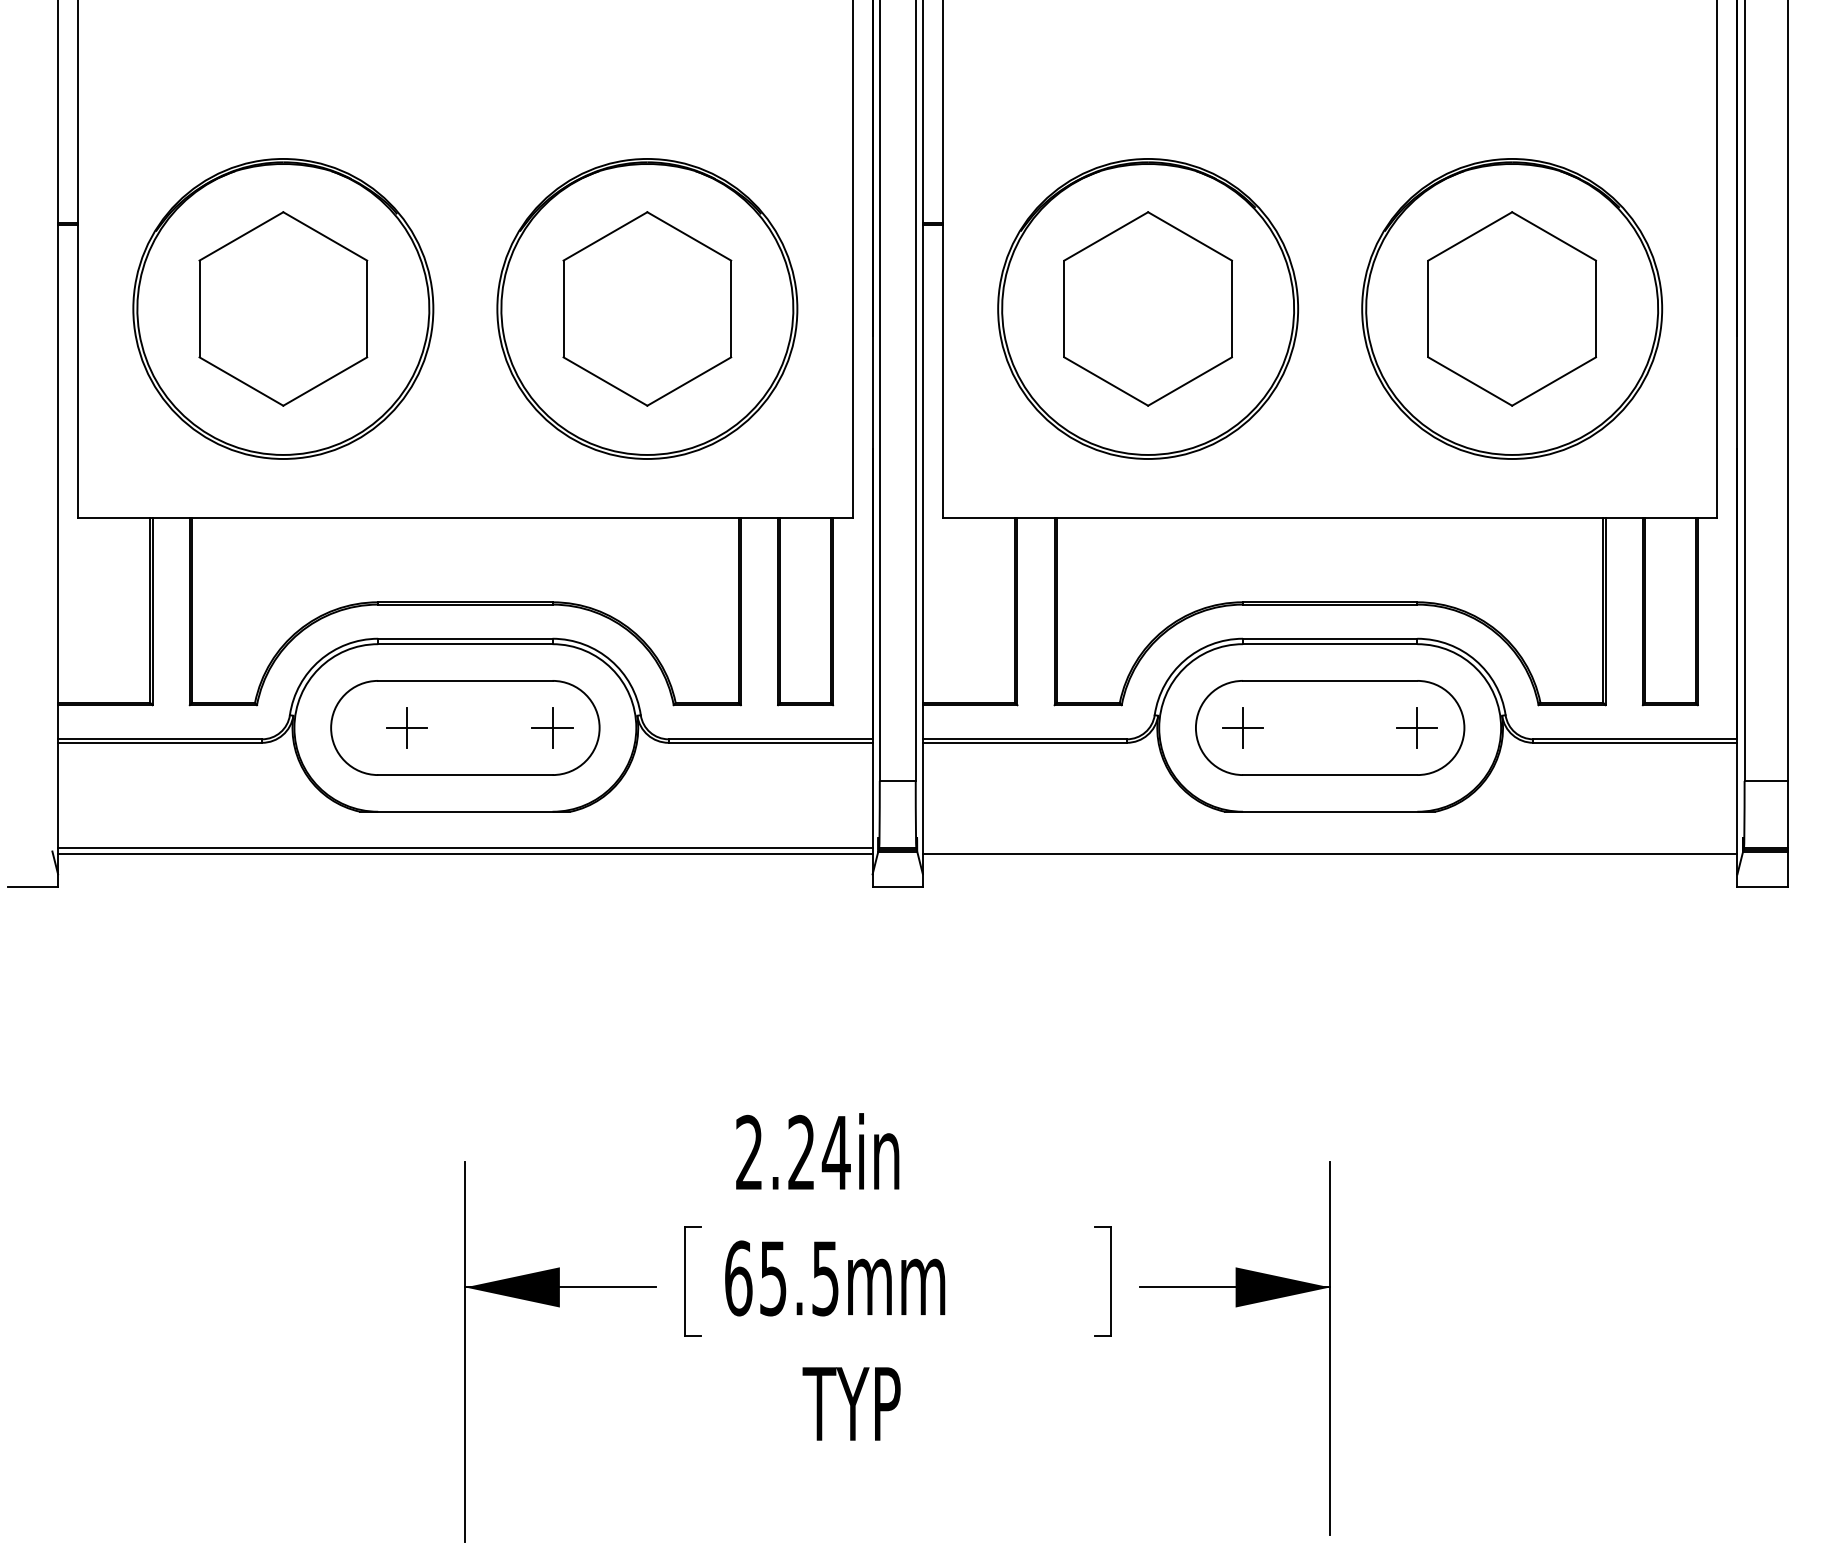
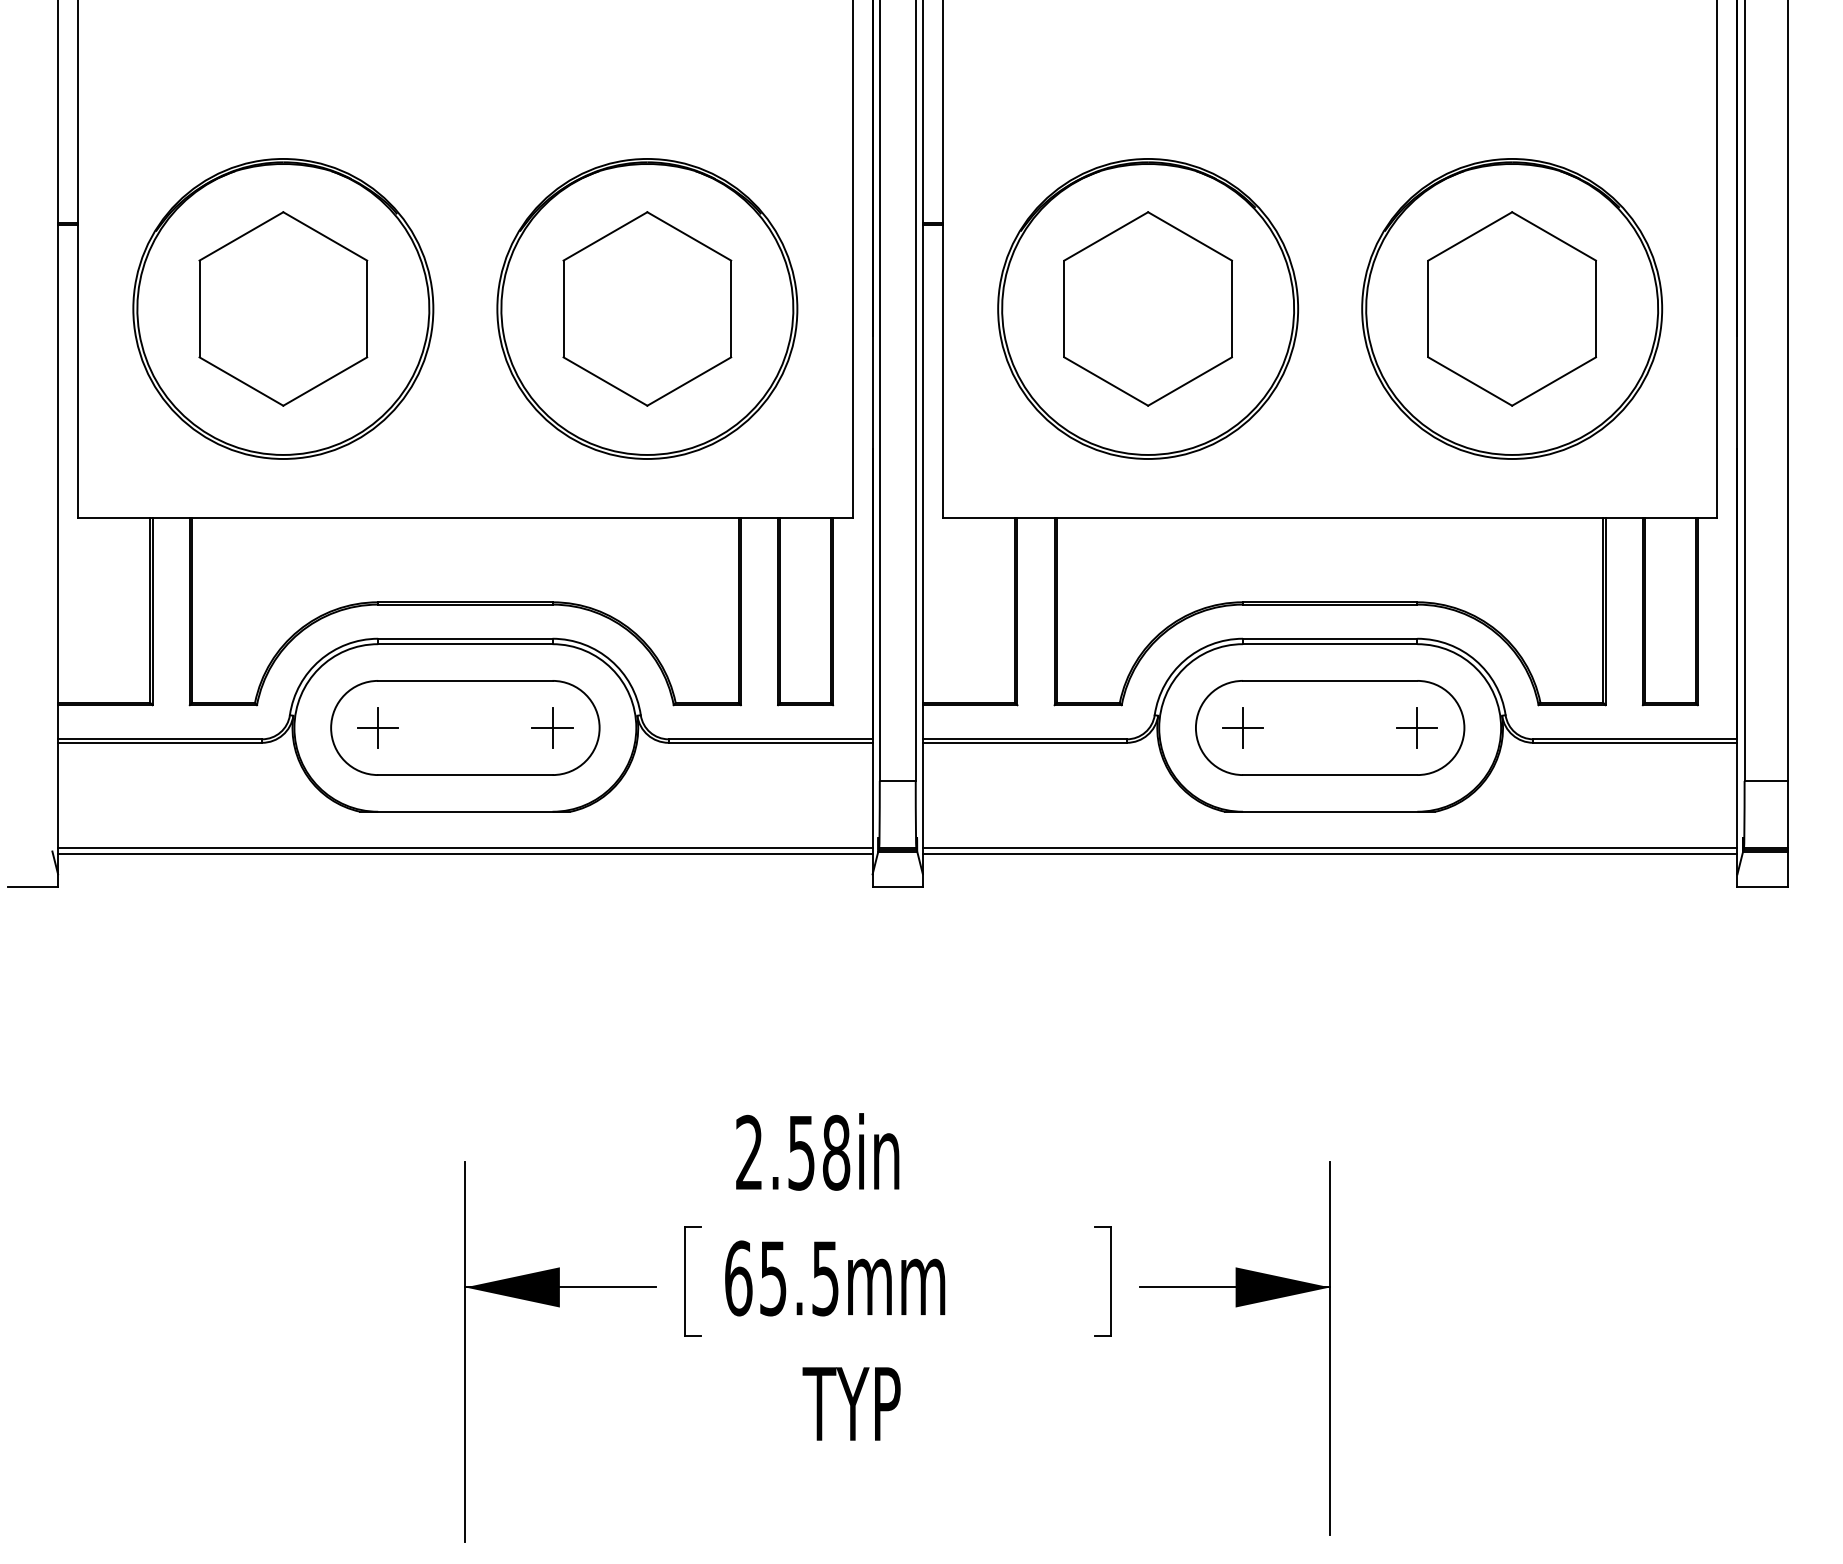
part position: (406, 727) -> (377, 727) (377, 727)
line: none -> present (1329, 847)
text: 2.24in -> 2.58in (819, 1152)
